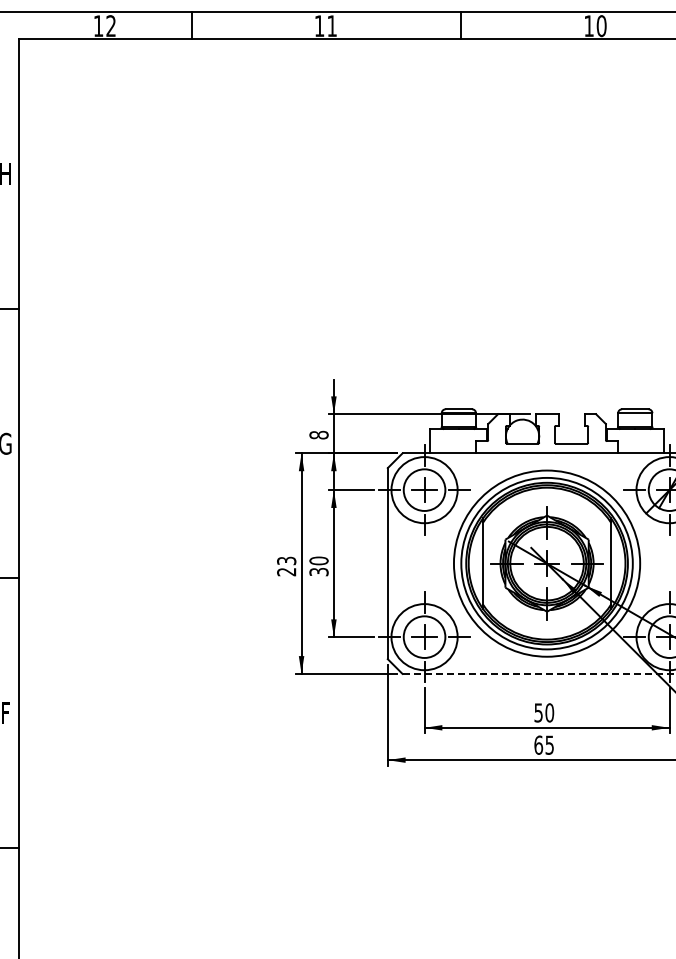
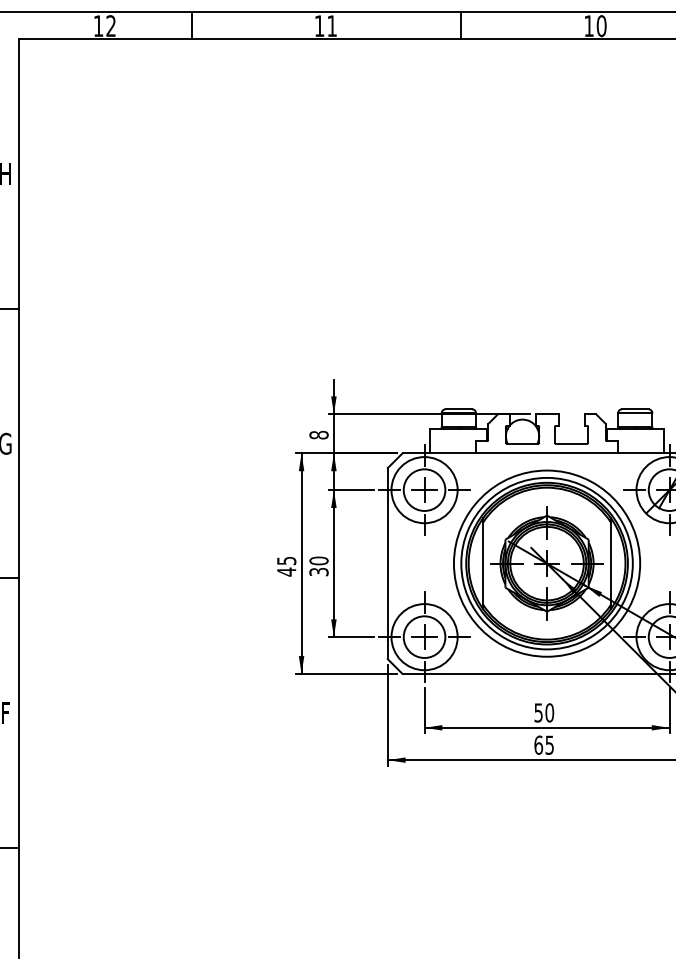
text: 23 -> 45 (286, 566)
line: dashed -> solid (539, 673)
